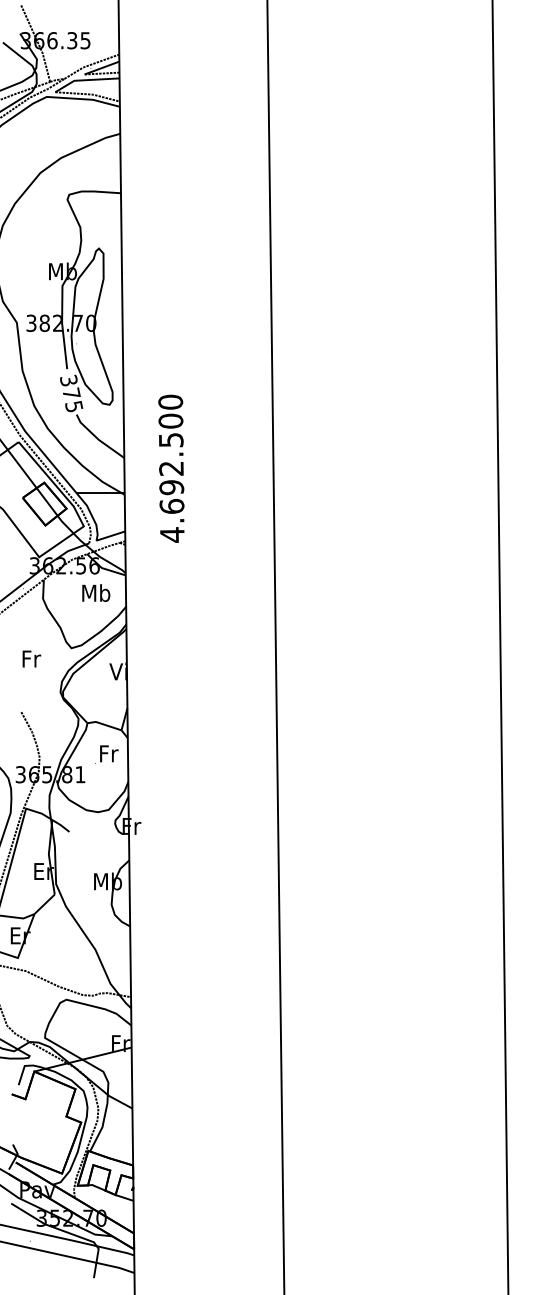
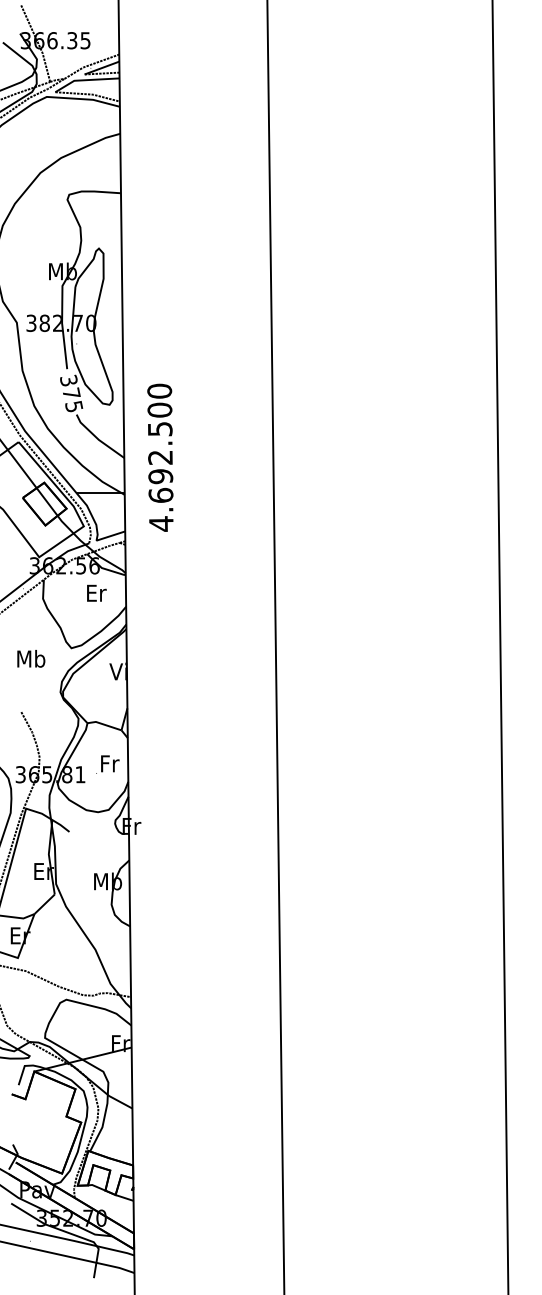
text position: (171, 468) -> (160, 457) (160, 457)
text: Mb -> Er (96, 592)
text: Fr -> Mb (31, 658)
text position: (106, 754) -> (107, 764) (107, 764)
